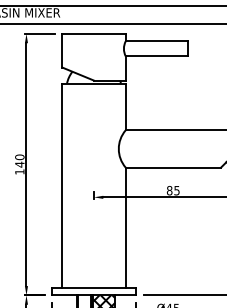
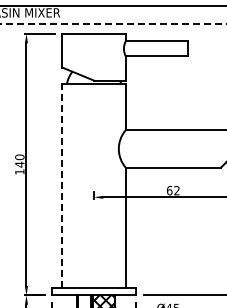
line: solid -> dashed (113, 23)
line: solid -> dashed (62, 185)
text: 85 -> 62 (172, 190)
